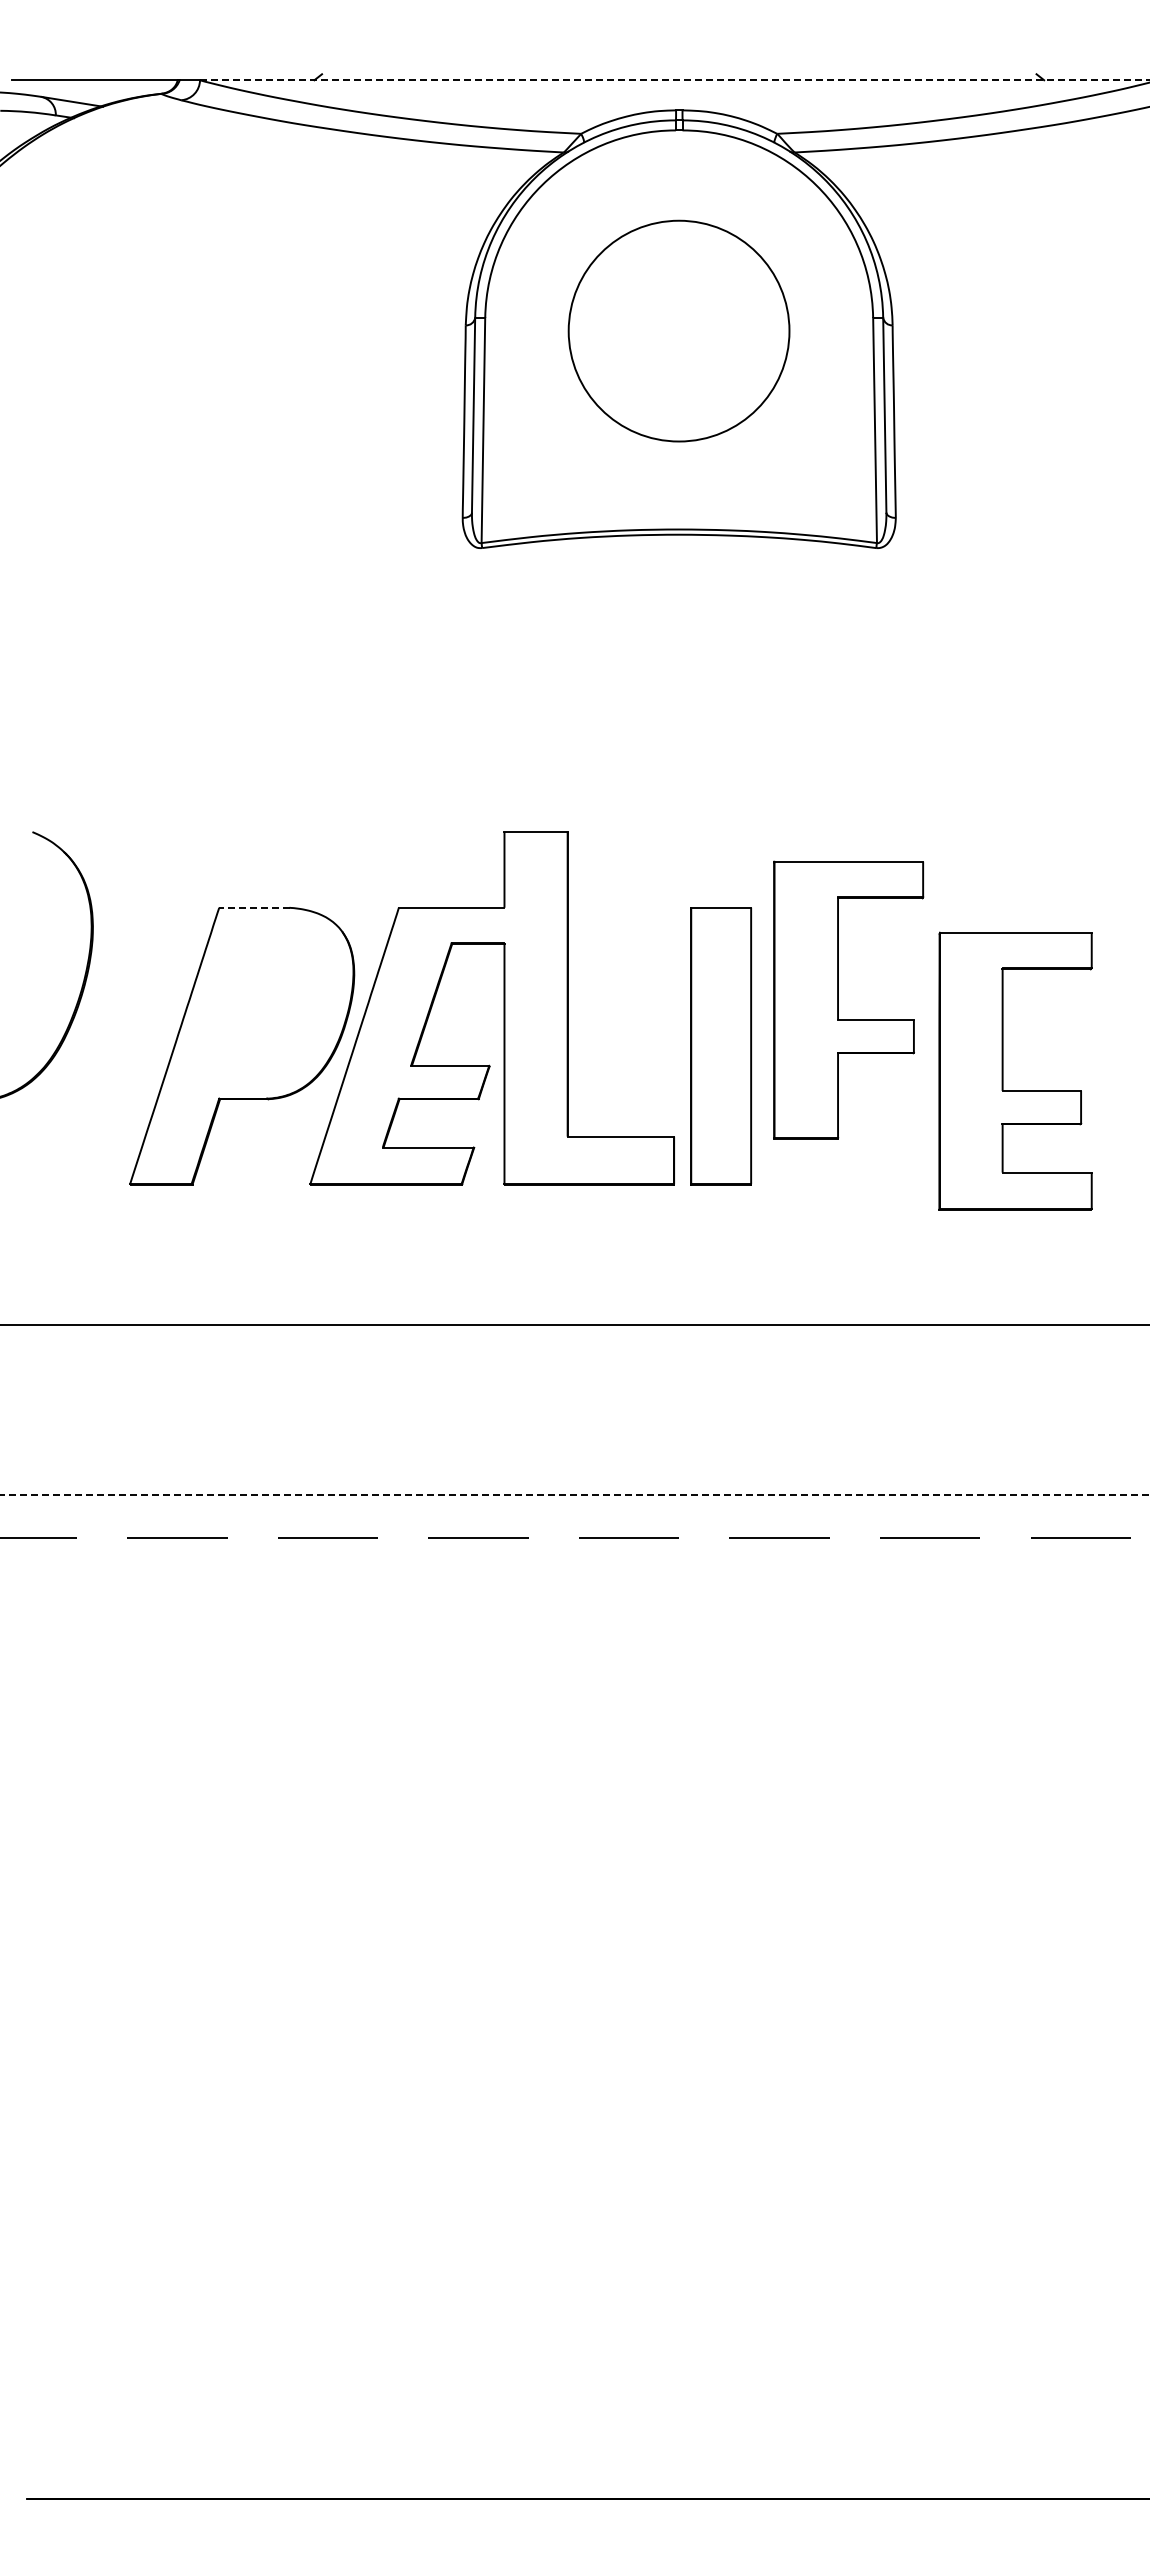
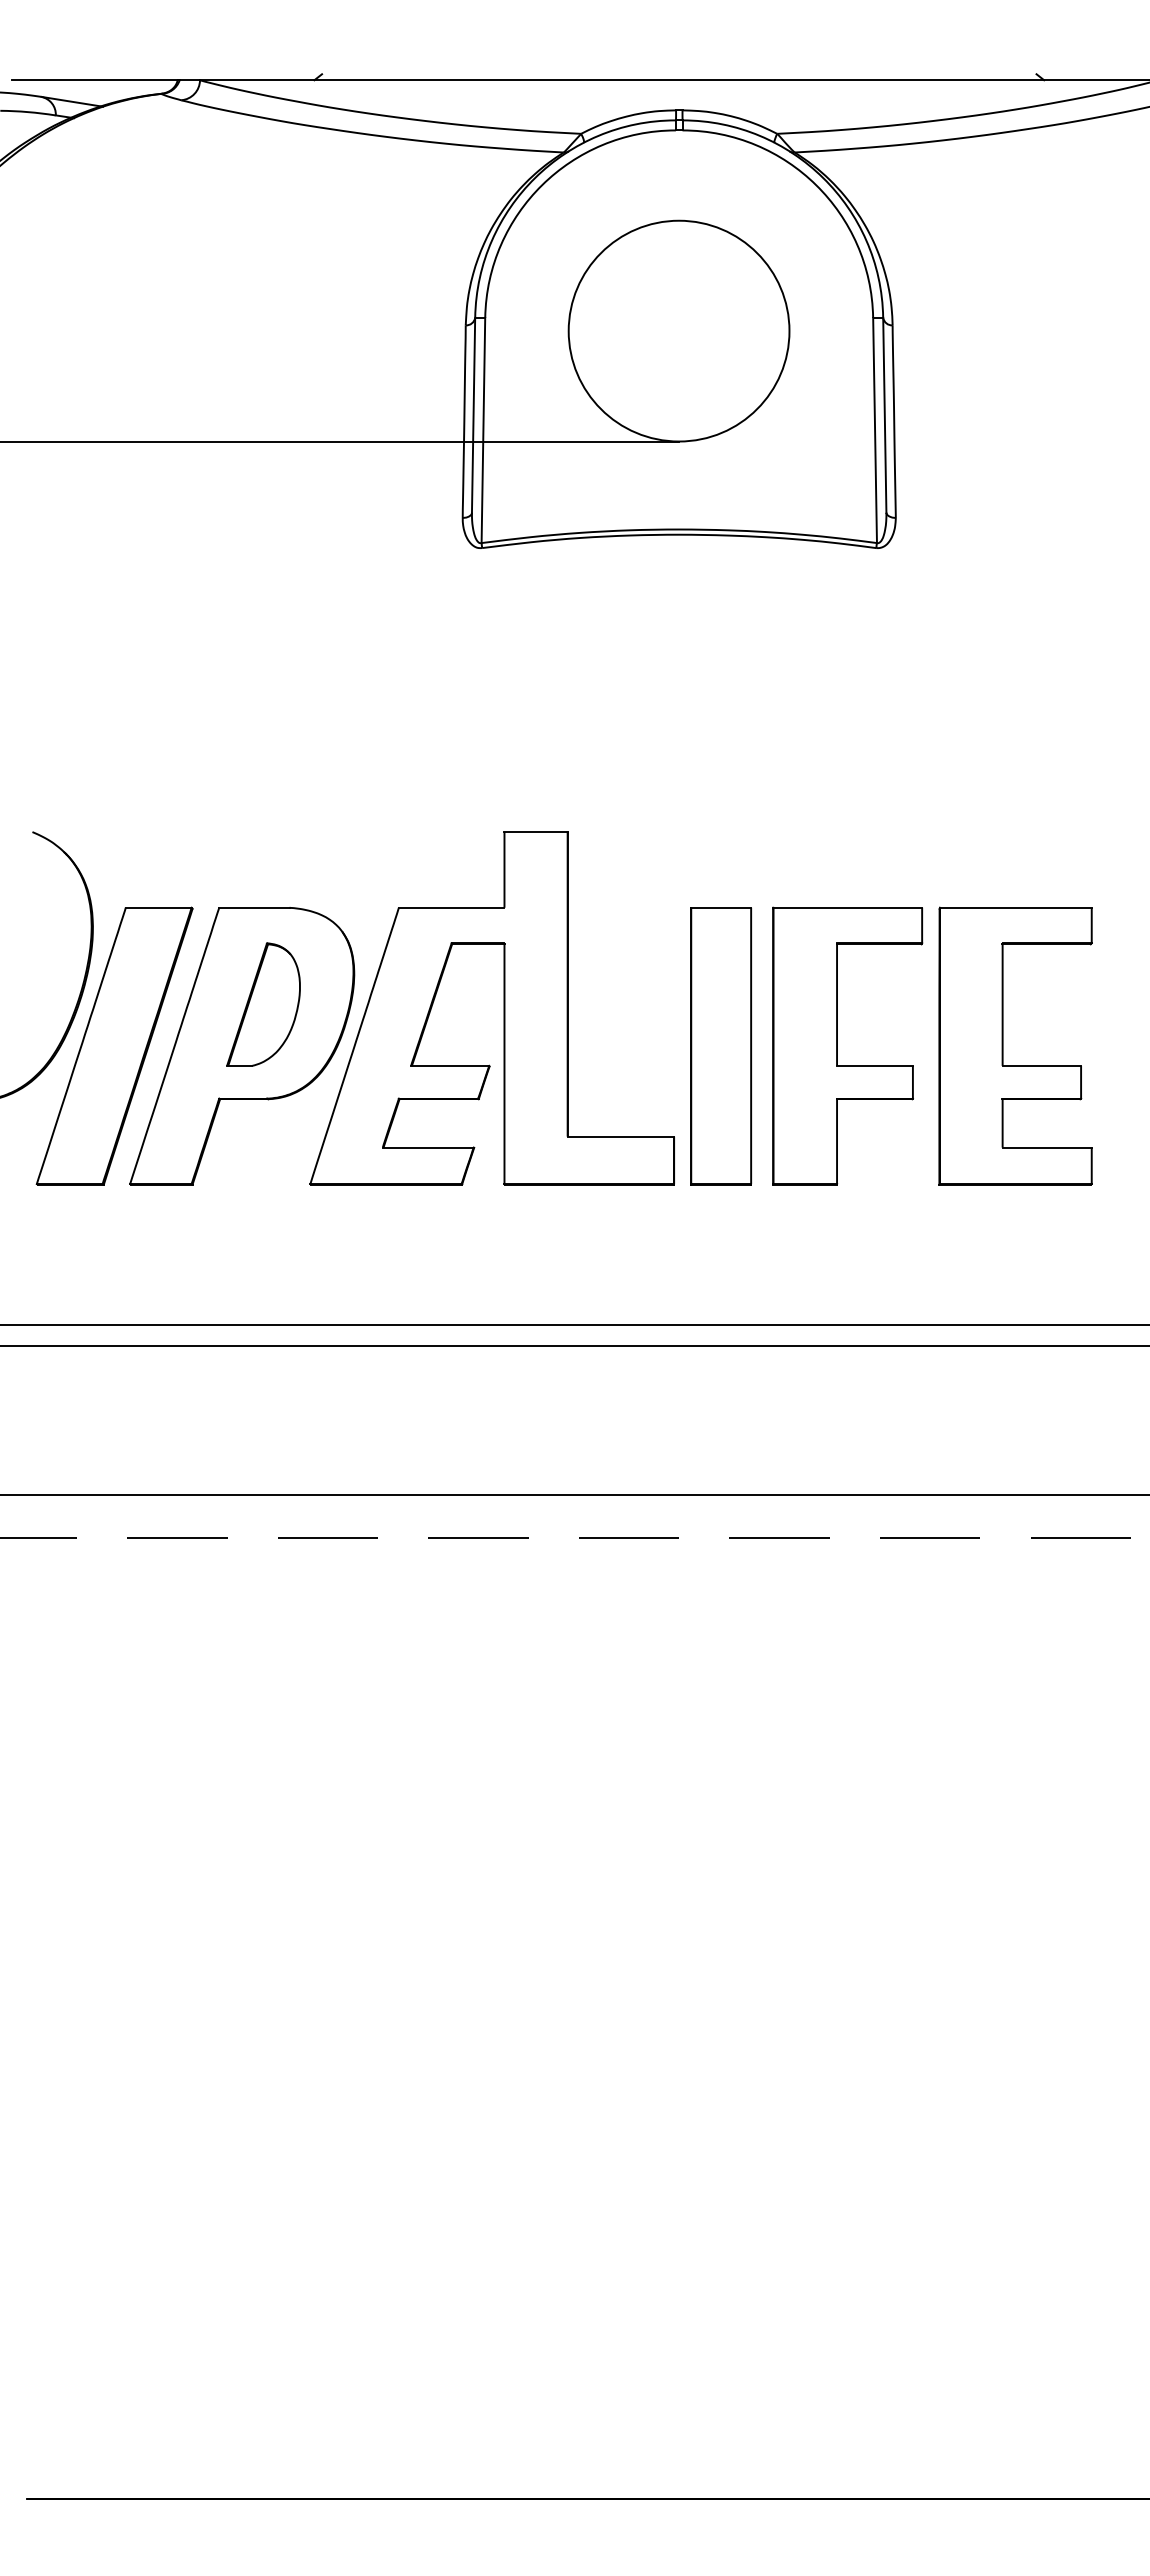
line: dashed -> solid (674, 80)
line: none -> present (340, 441)
line: dashed -> solid (253, 907)
part position: (838, 999) -> (837, 1045) (837, 1045)
part: none -> present (263, 1004)
part: none -> present (114, 1045)
part position: (1003, 1070) -> (1003, 1045) (1003, 1045)
line: none -> present (574, 1346)
line: dashed -> solid (575, 1495)
